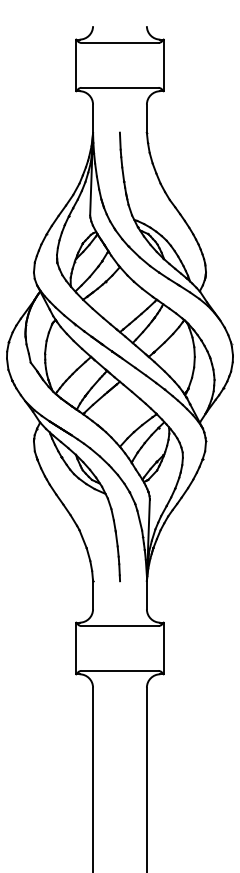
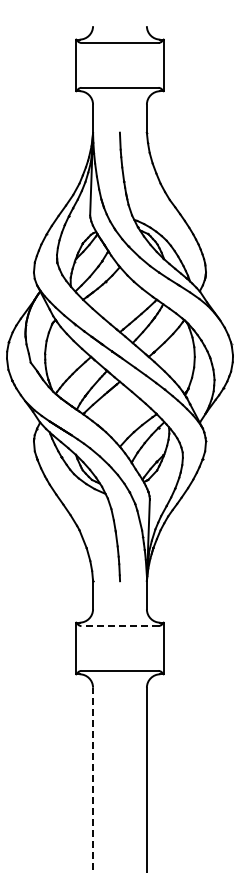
line: solid -> dashed (120, 626)
line: solid -> dashed (93, 779)
